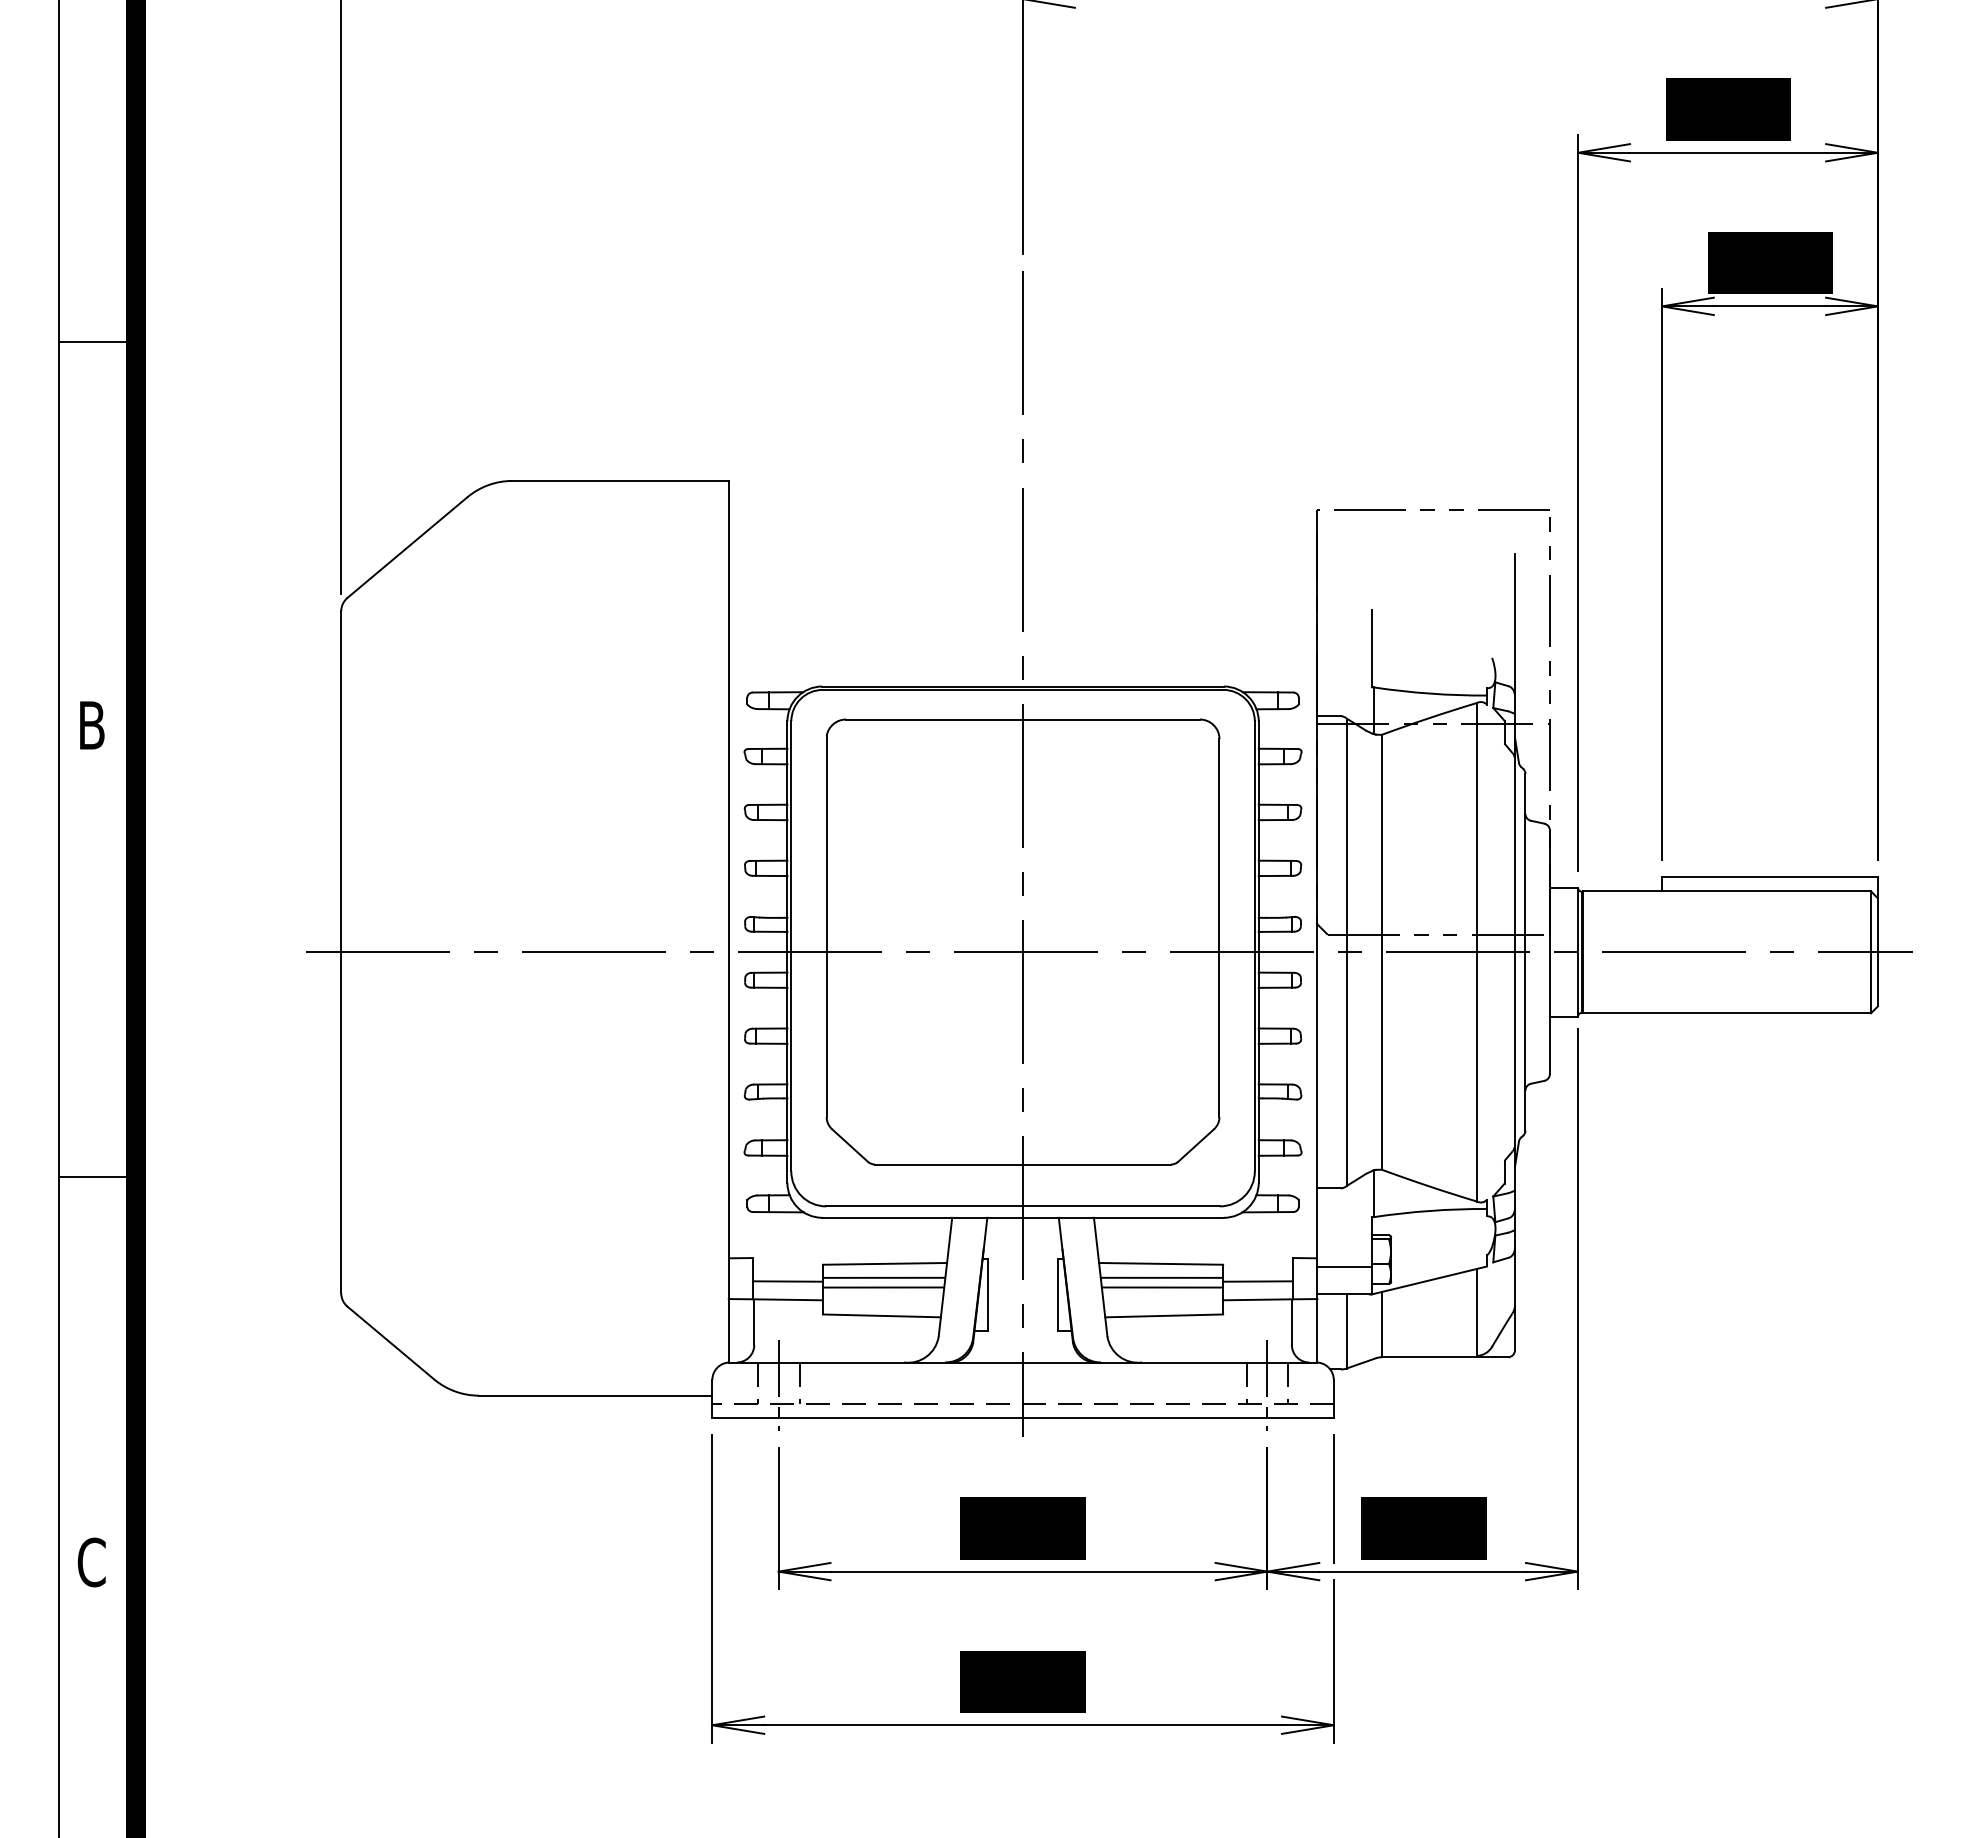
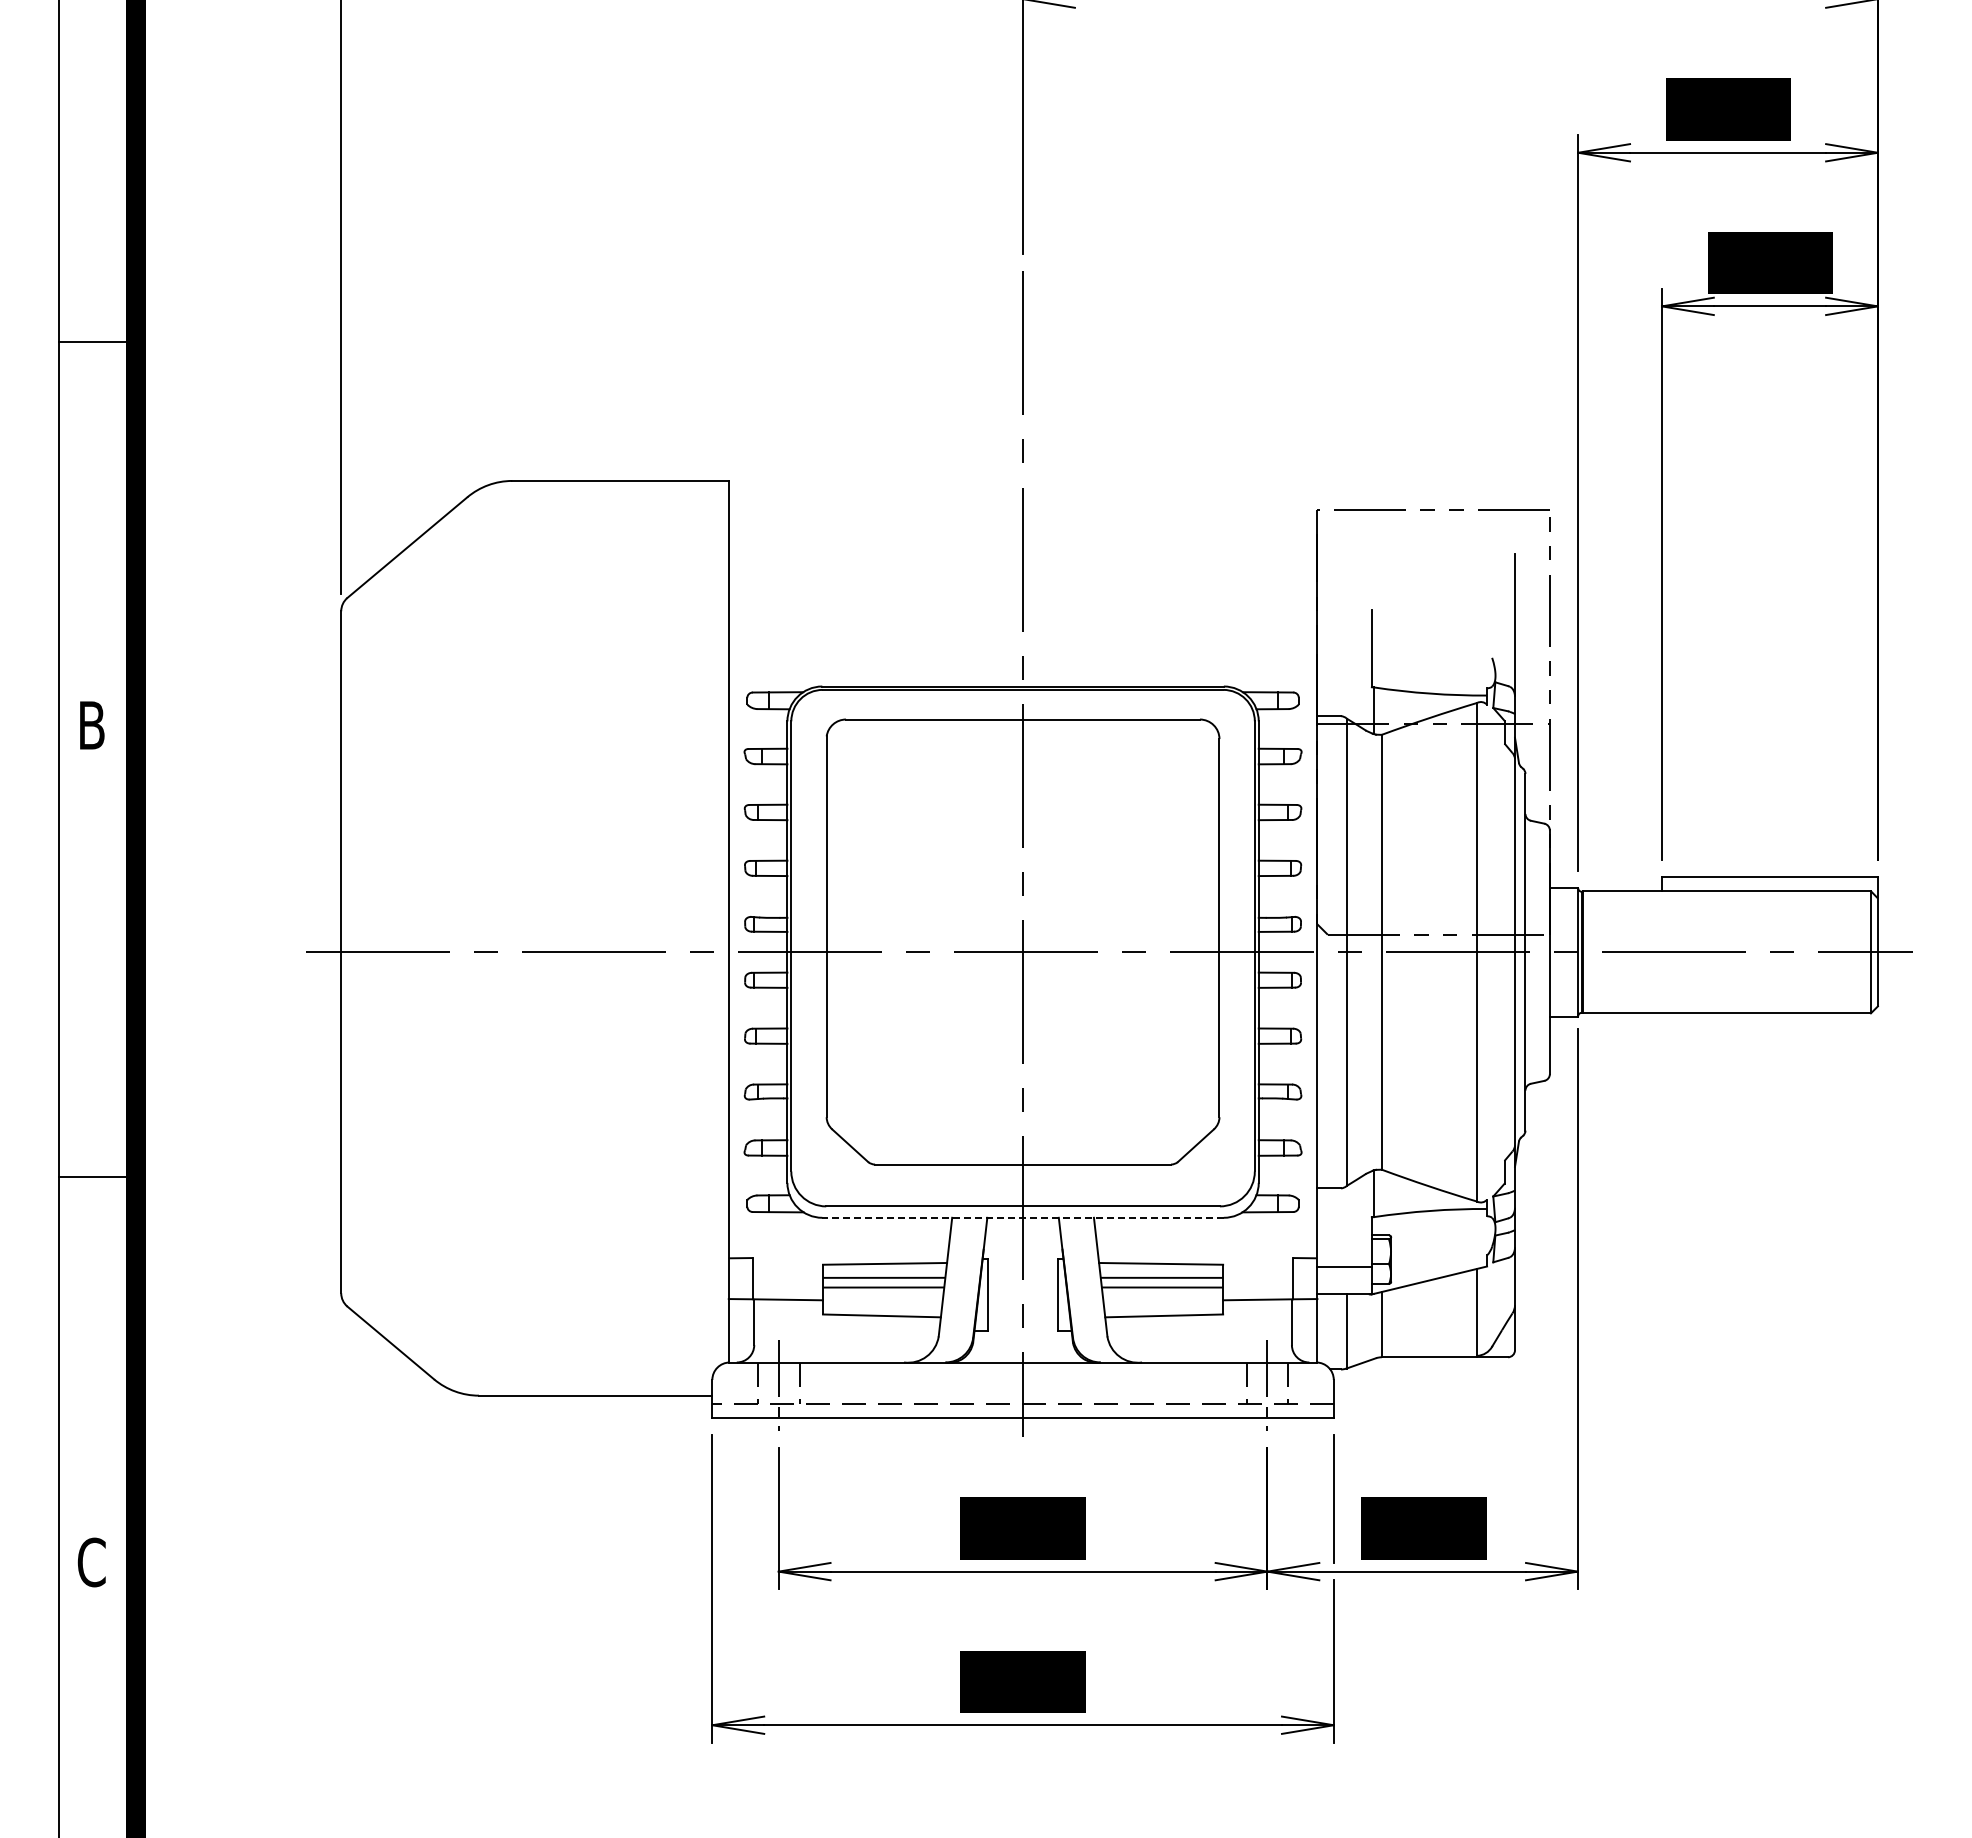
line: solid -> dashed (1023, 1217)
line: present -> none (788, 1281)
line: present -> none (1257, 1281)
